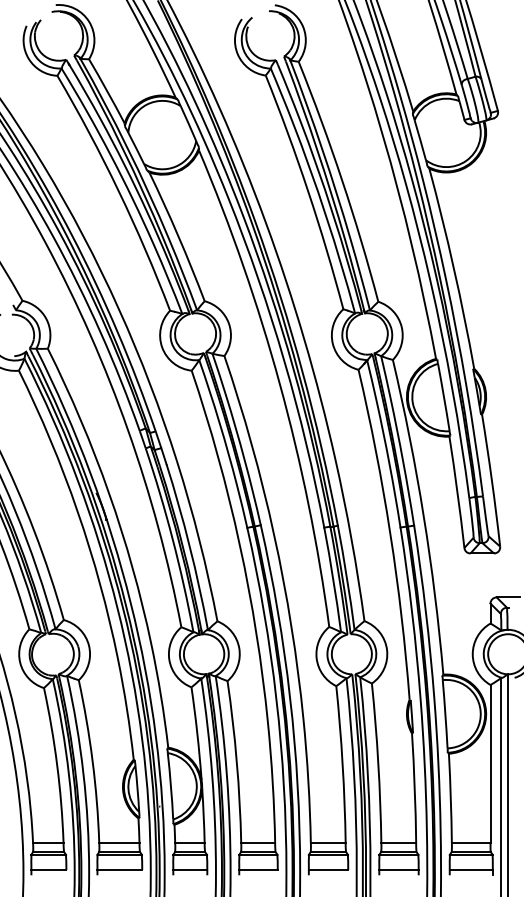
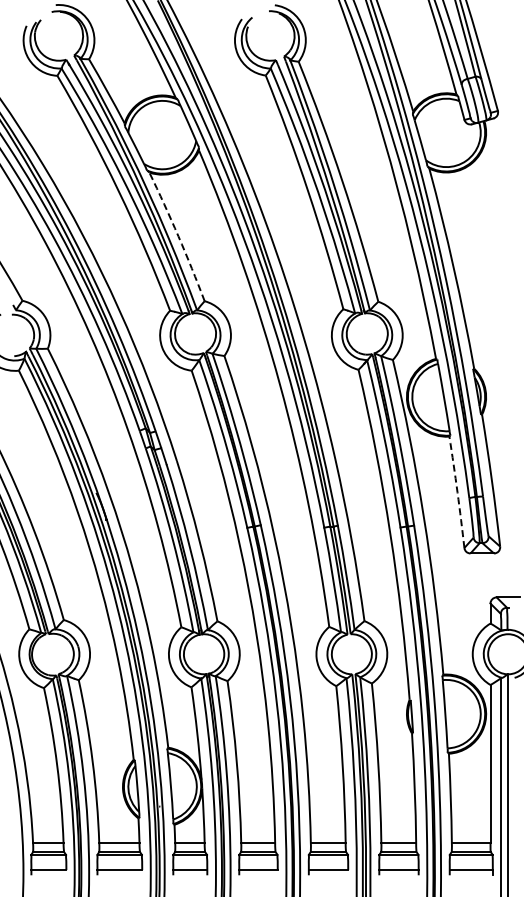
arc: solid -> dashed (178, 236)
arc: solid -> dashed (457, 492)
